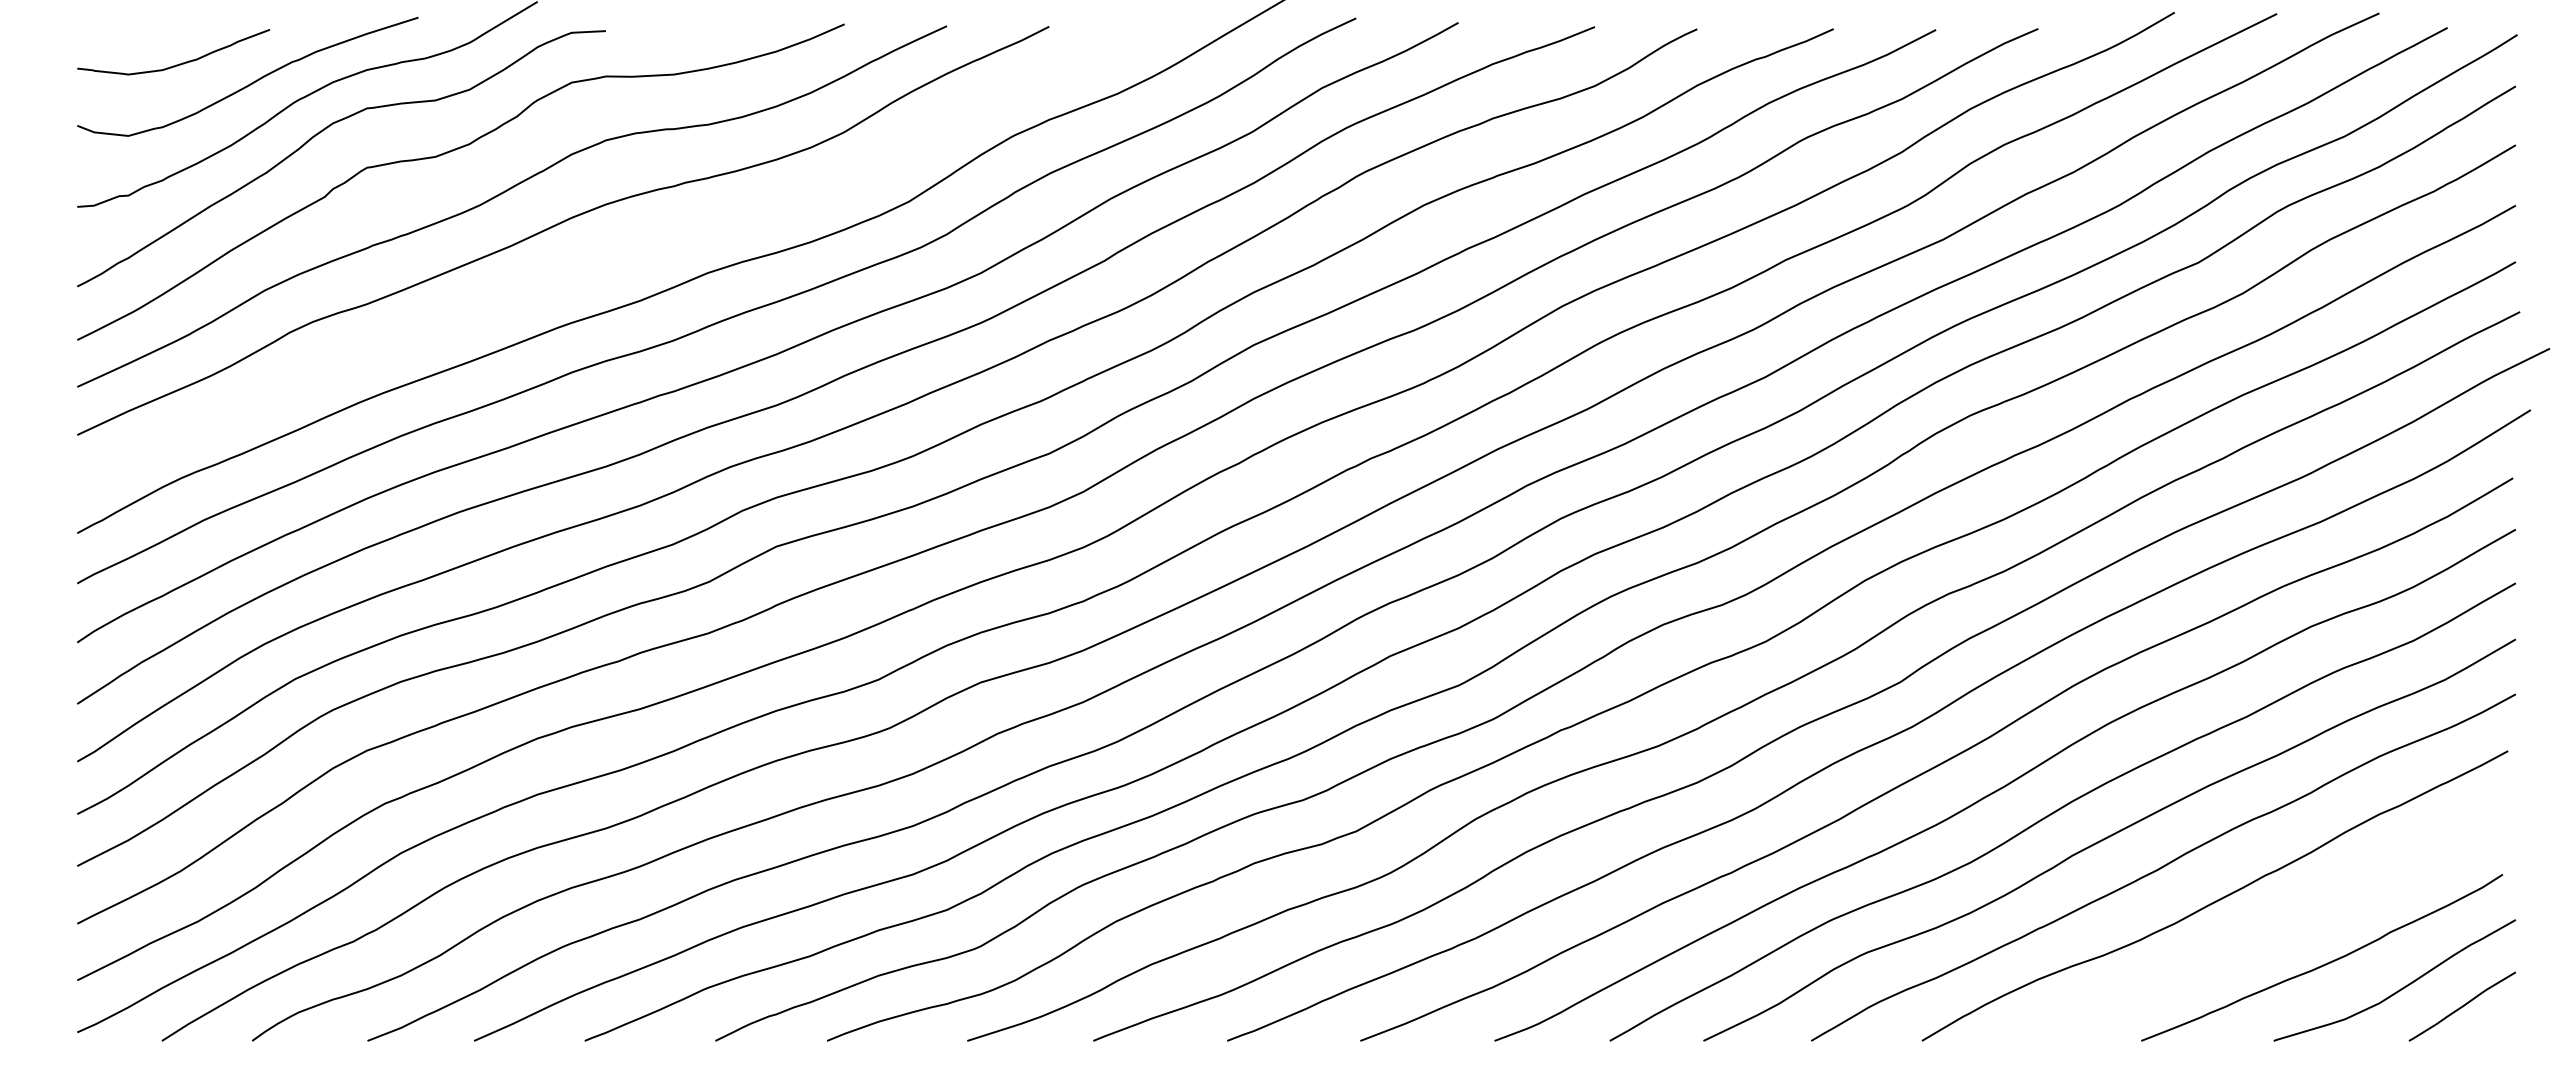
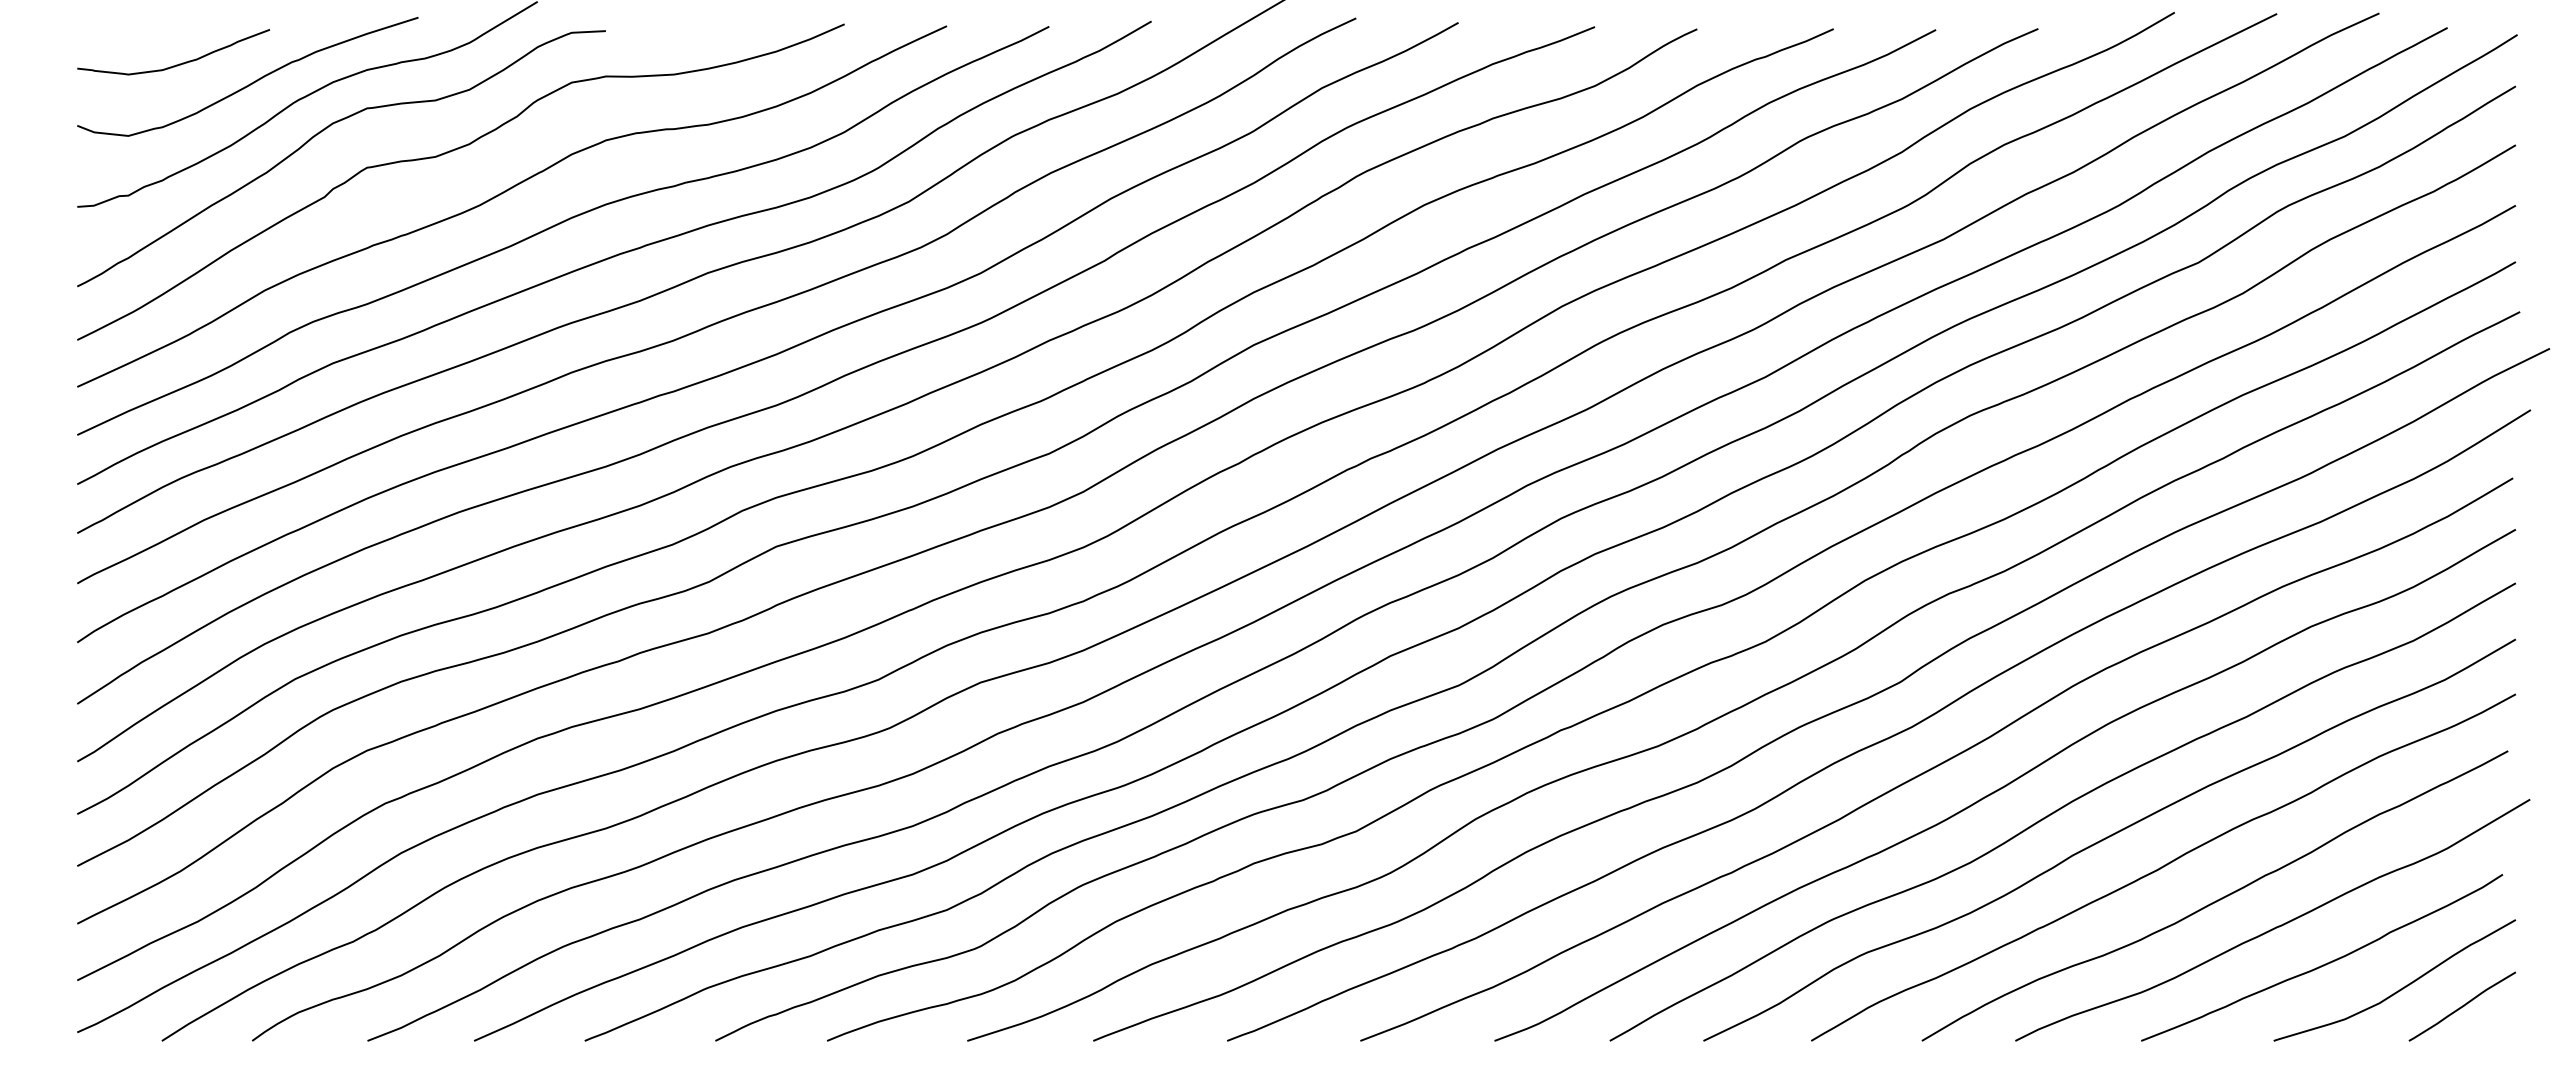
curve: none -> present (615, 254)
curve: none -> present (2276, 926)
